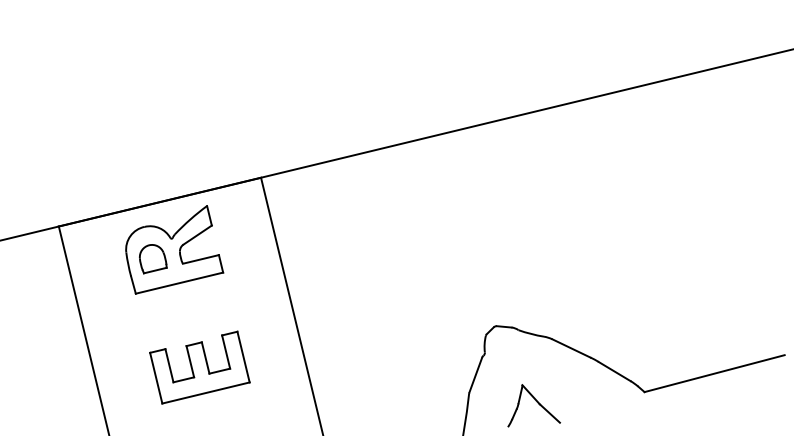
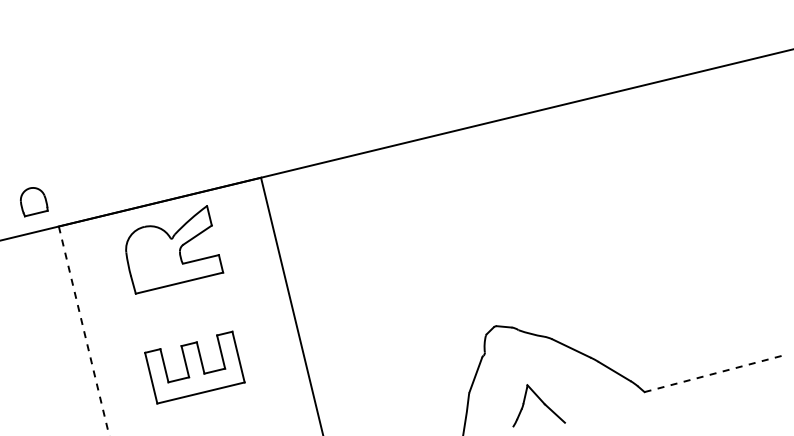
part position: (153, 259) -> (34, 202) (34, 202)
line: solid -> dashed (84, 331)
part position: (199, 367) -> (194, 367) (194, 367)
line: solid -> dashed (715, 373)
part position: (533, 405) -> (538, 405) (538, 405)
